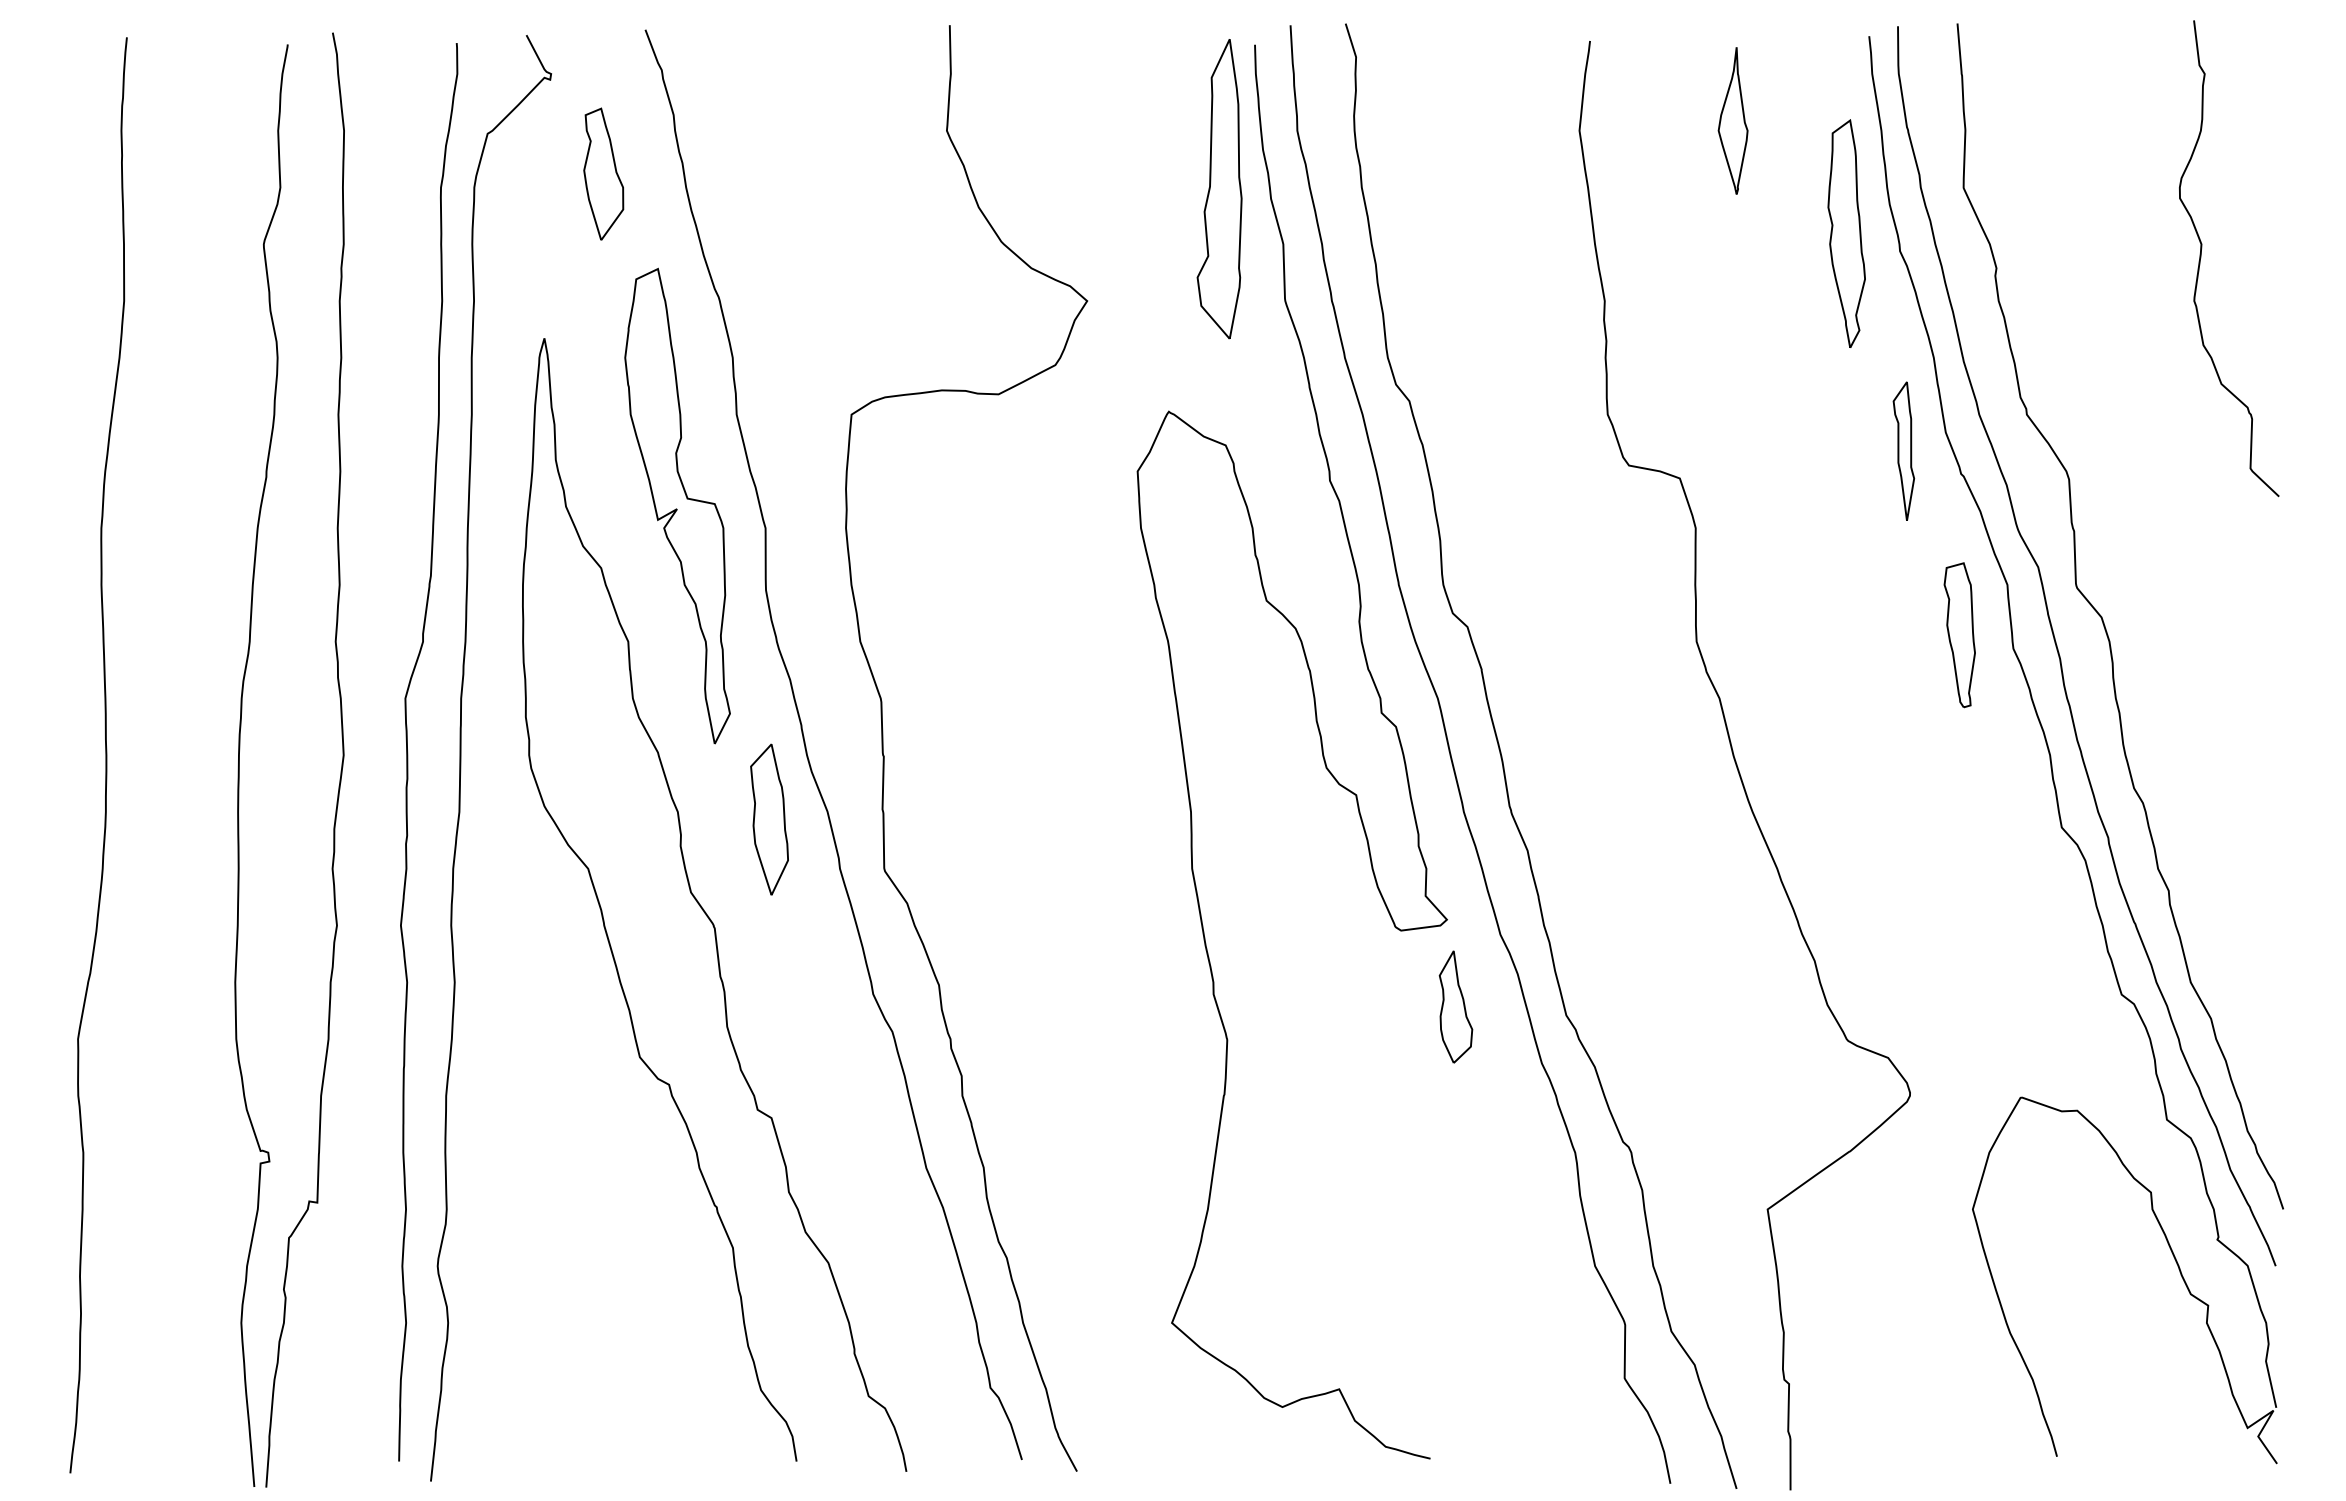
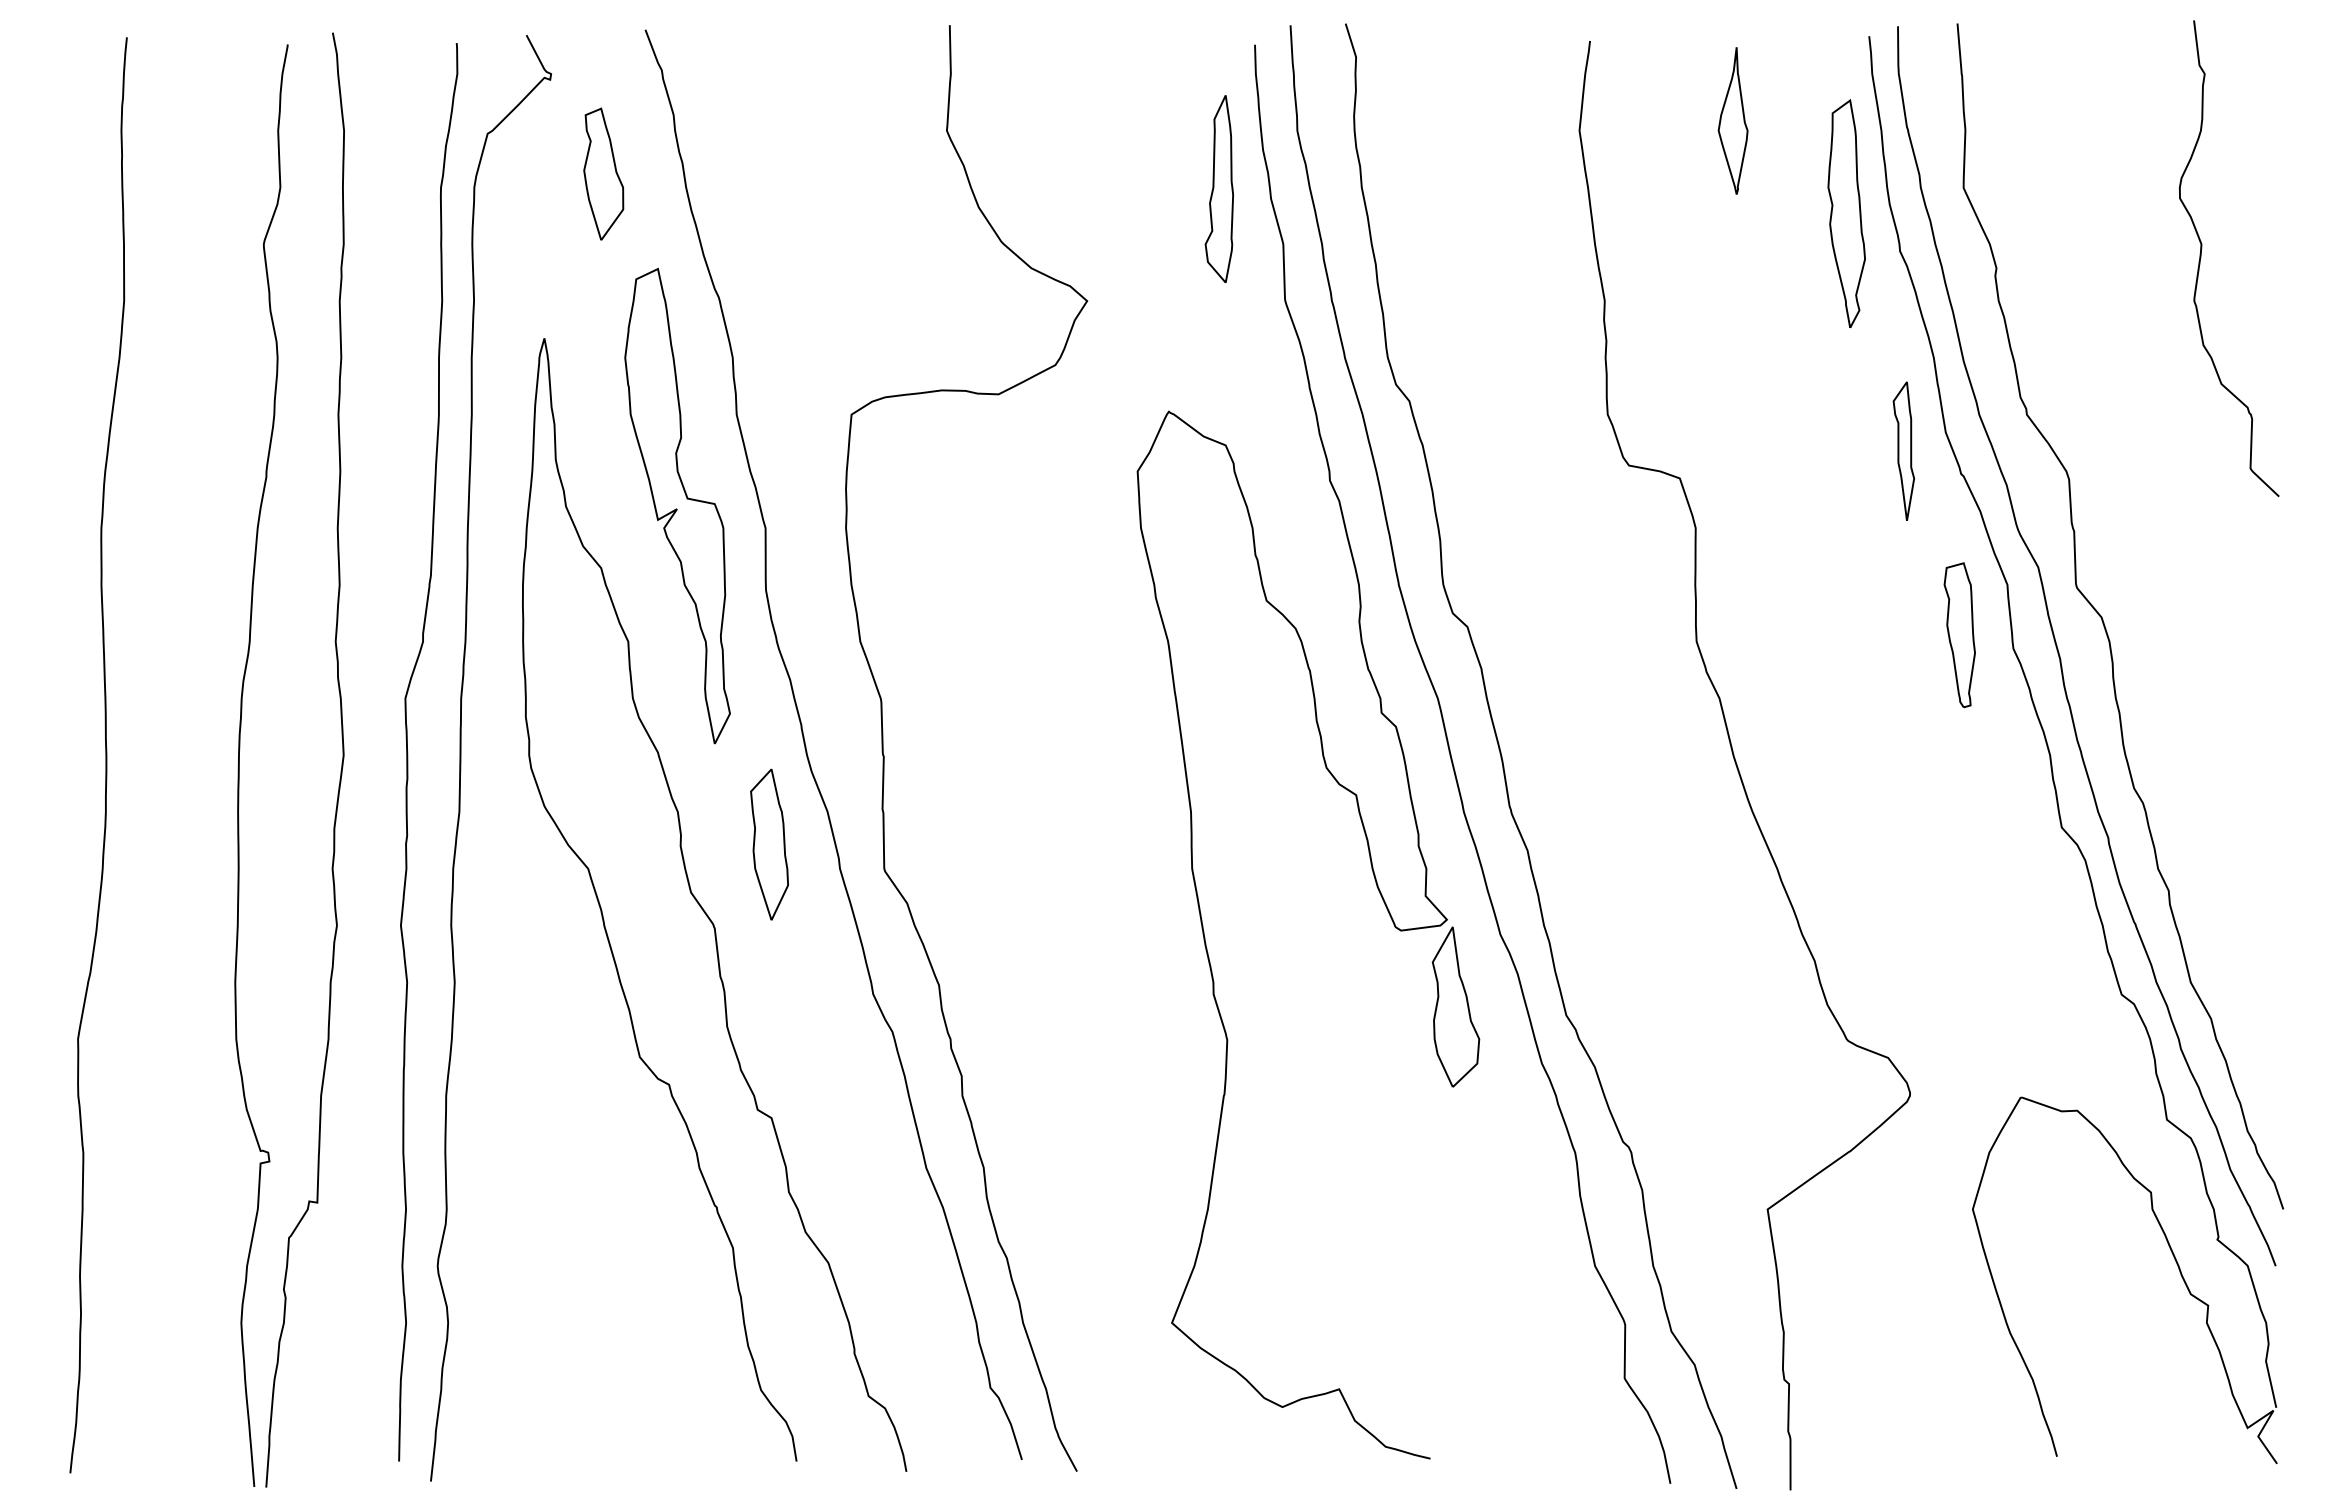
part size: 47x301 px -> 30x188 px (1218, 188)
part position: (1846, 233) -> (1846, 213) (1846, 213)
part position: (769, 819) -> (769, 844) (769, 844)
part size: 36x114 px -> 50x162 px (1455, 1006)
